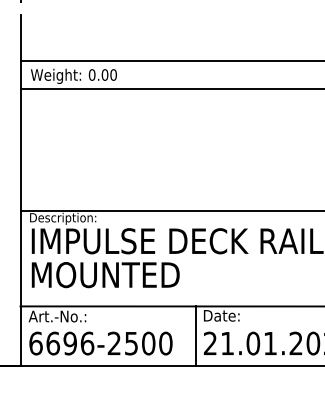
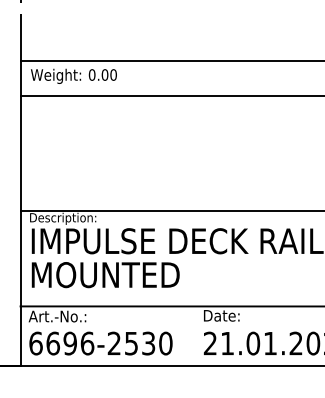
line position: (170, 89) -> (170, 96) (170, 96)
line: present -> none (196, 336)
text: 6696-2500 -> 6696-2530 (148, 343)
